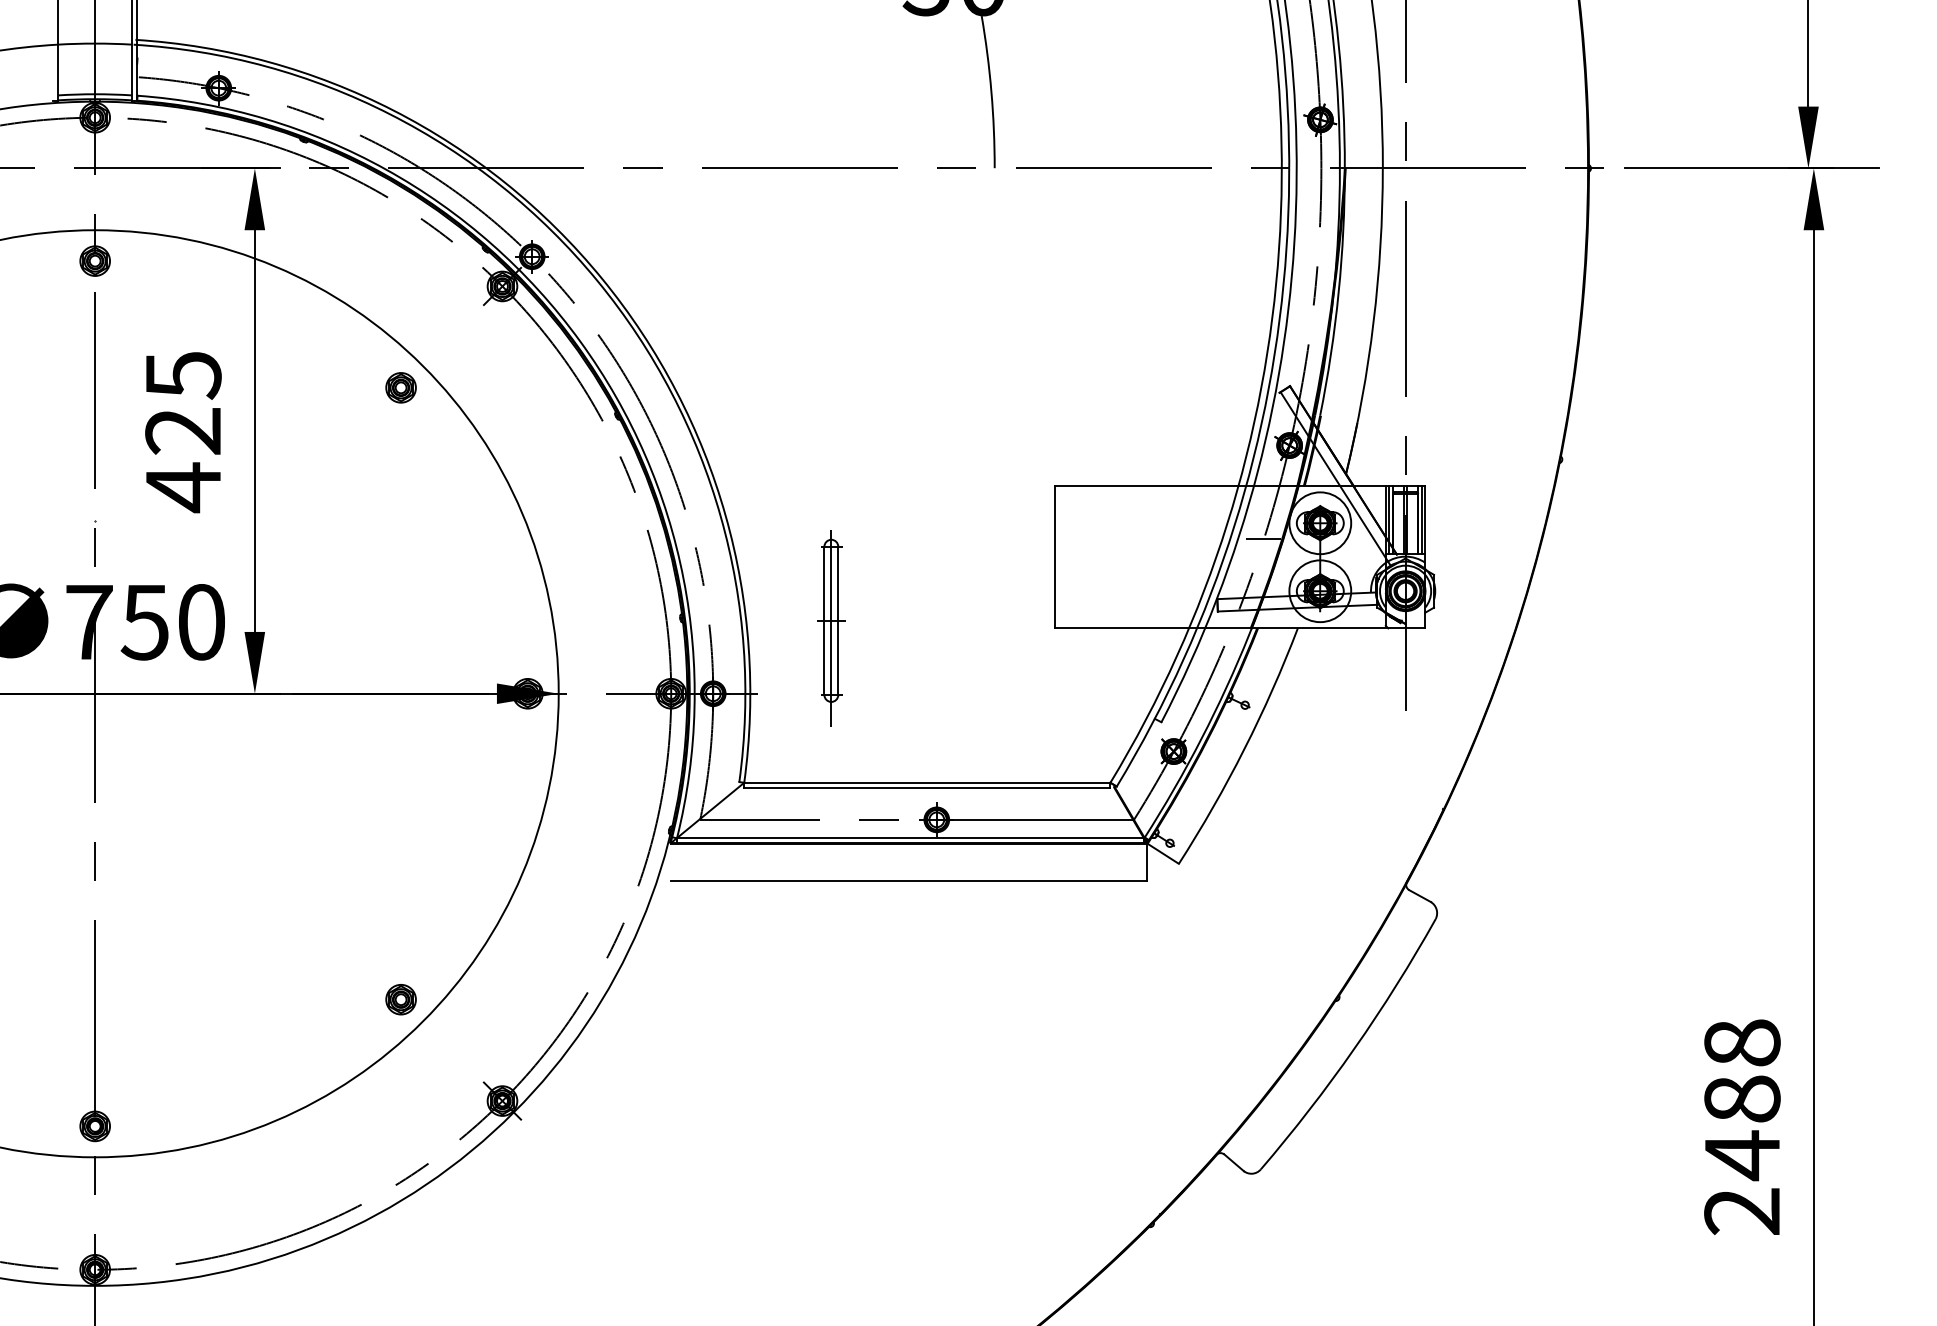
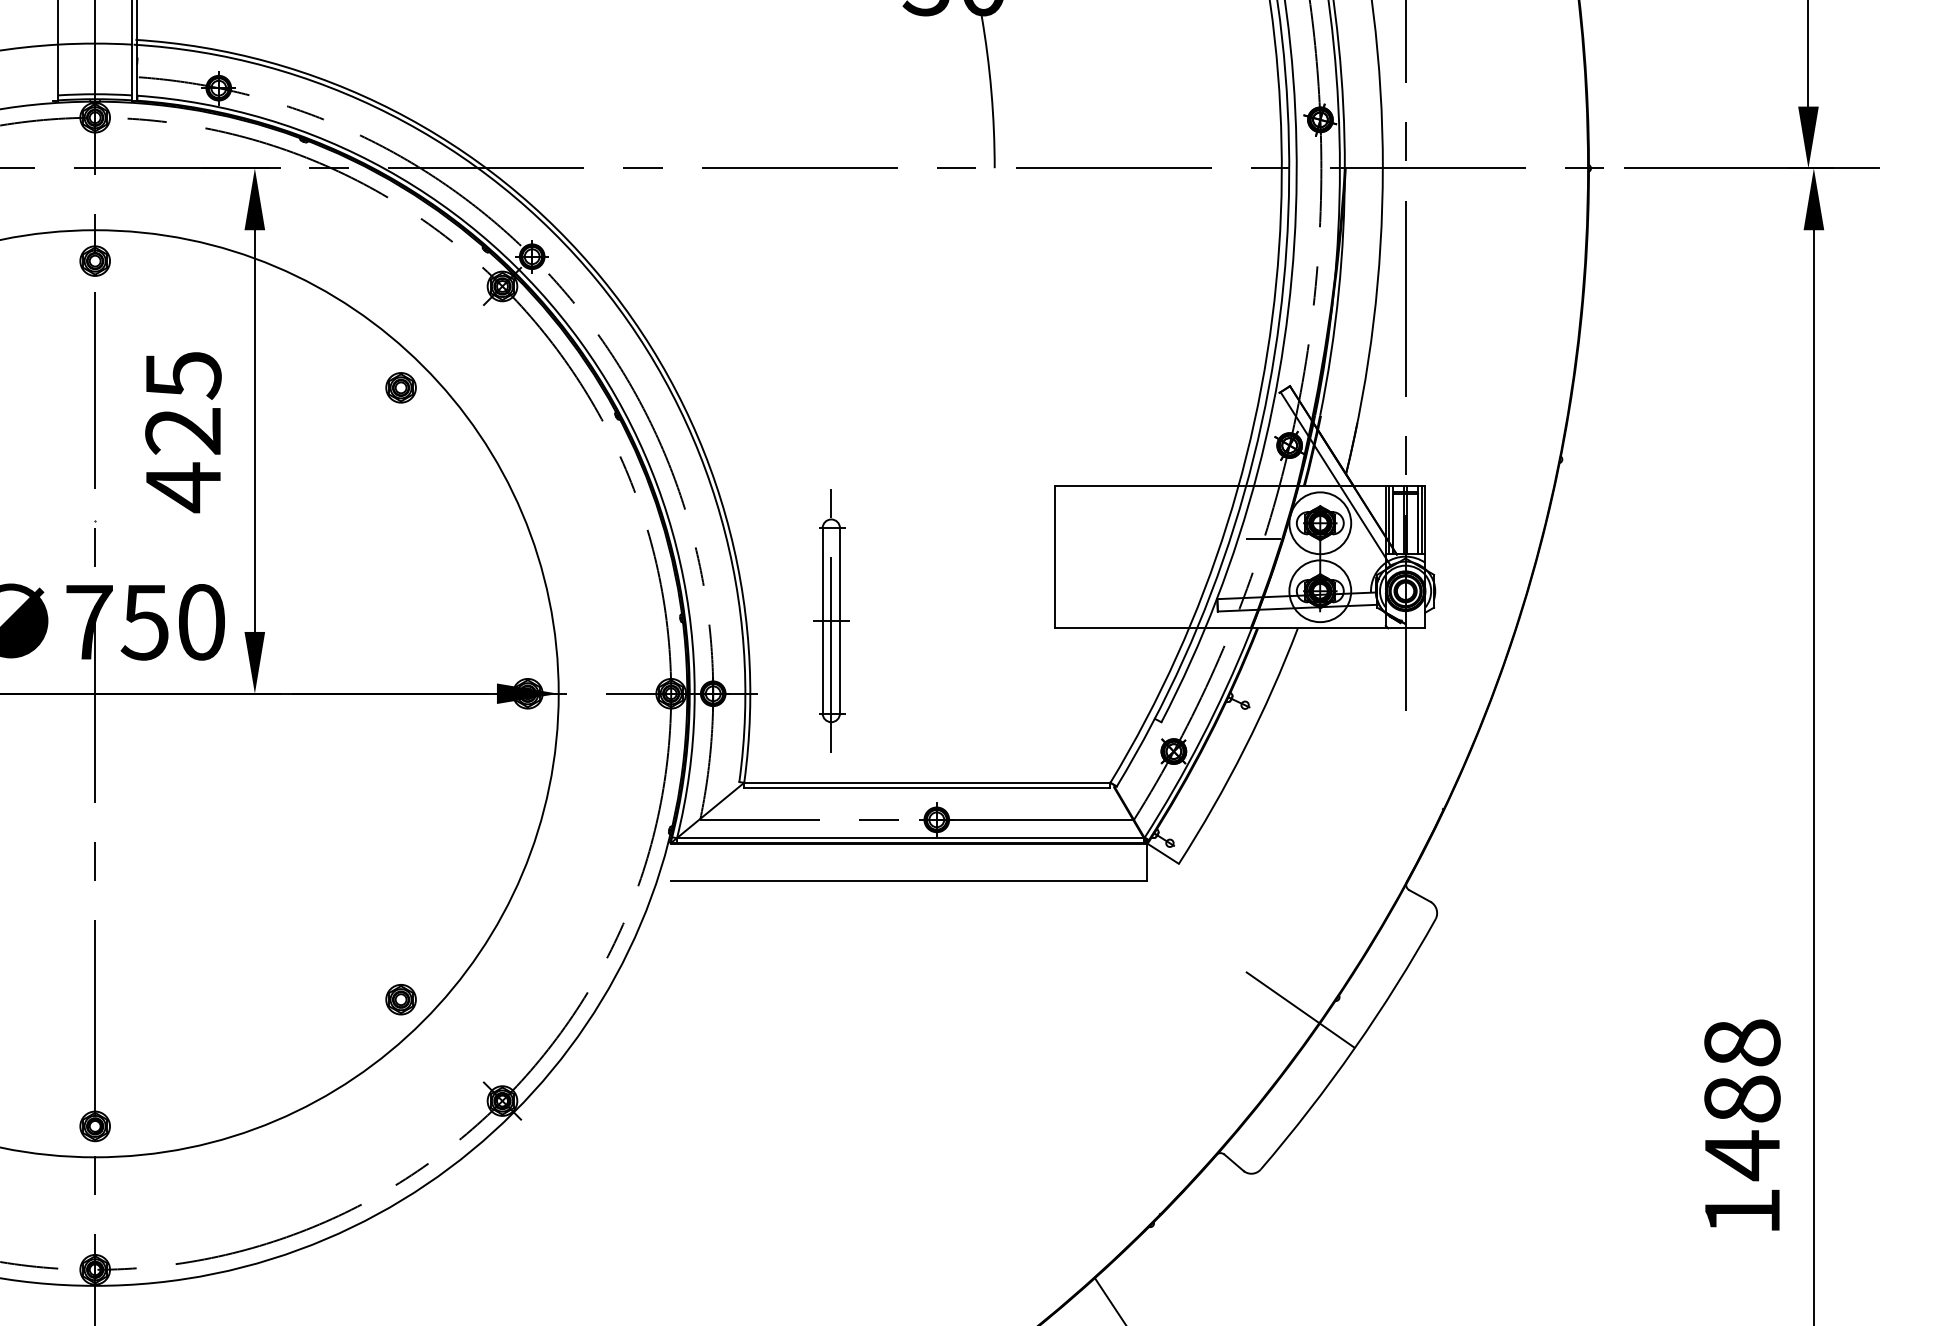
part size: 29x197 px -> 37x264 px (831, 620)
line: none -> present (1300, 1009)
text: 2488 -> 1488 (1741, 1211)
line: none -> present (1109, 1300)
